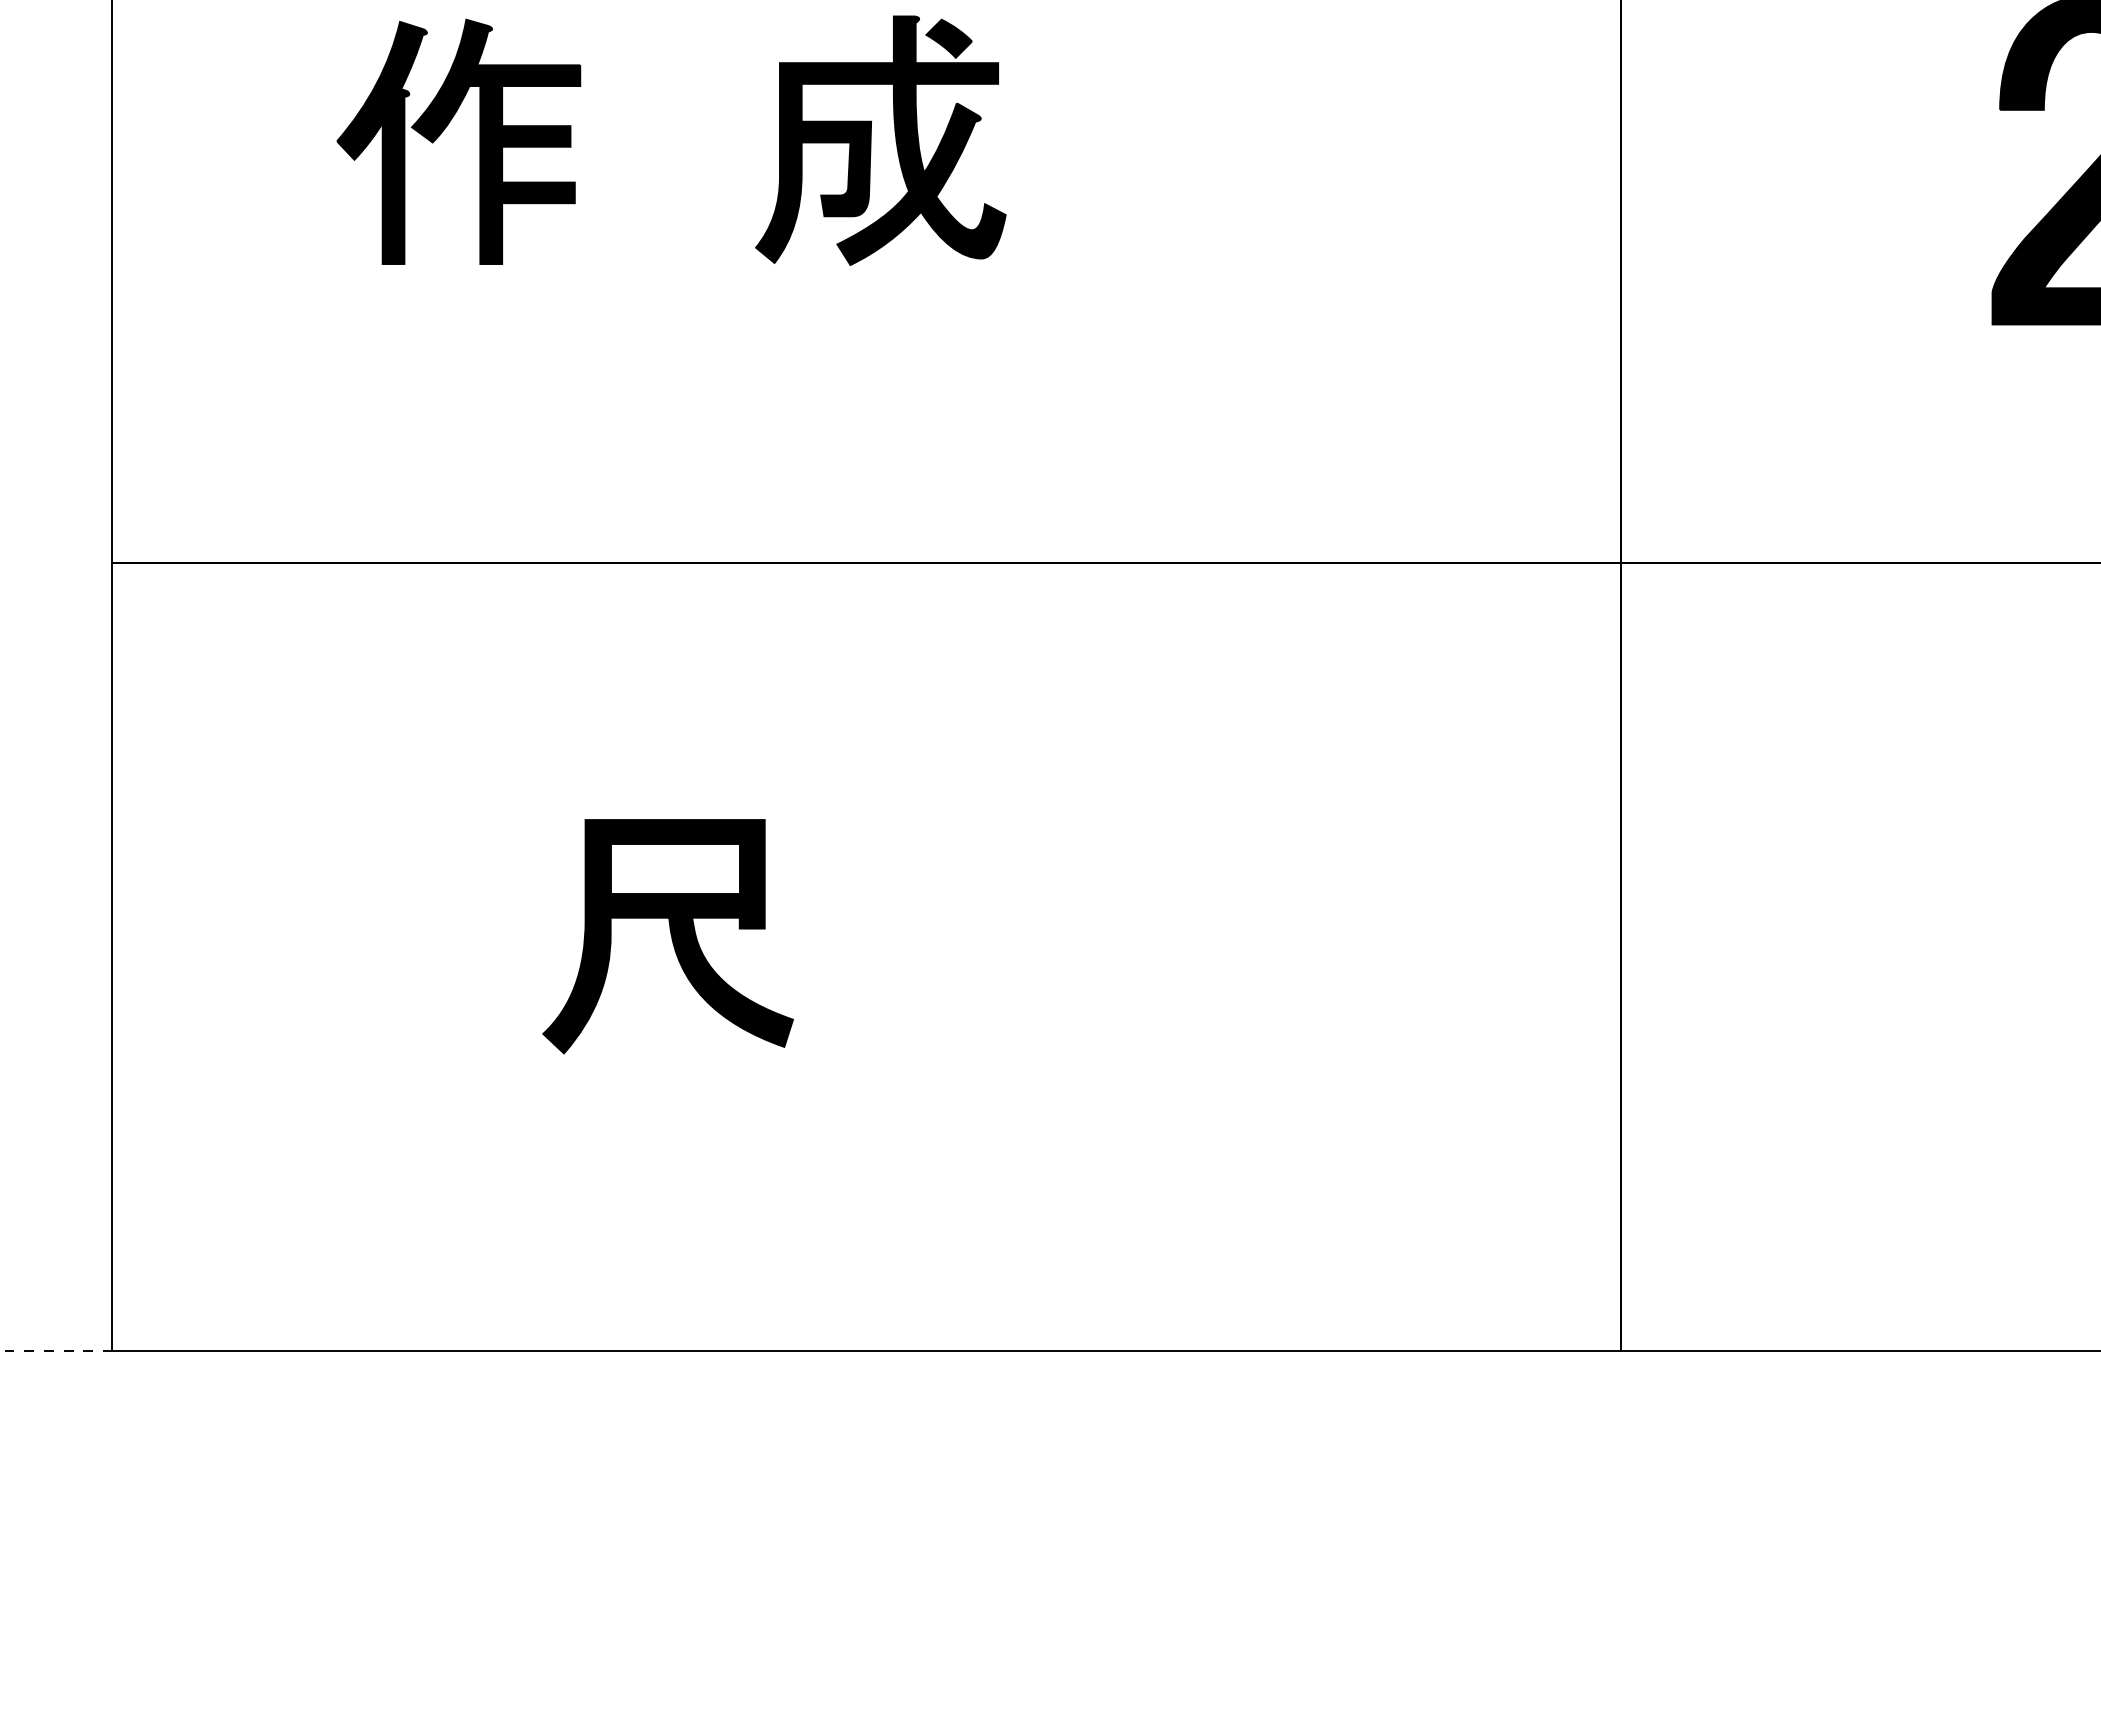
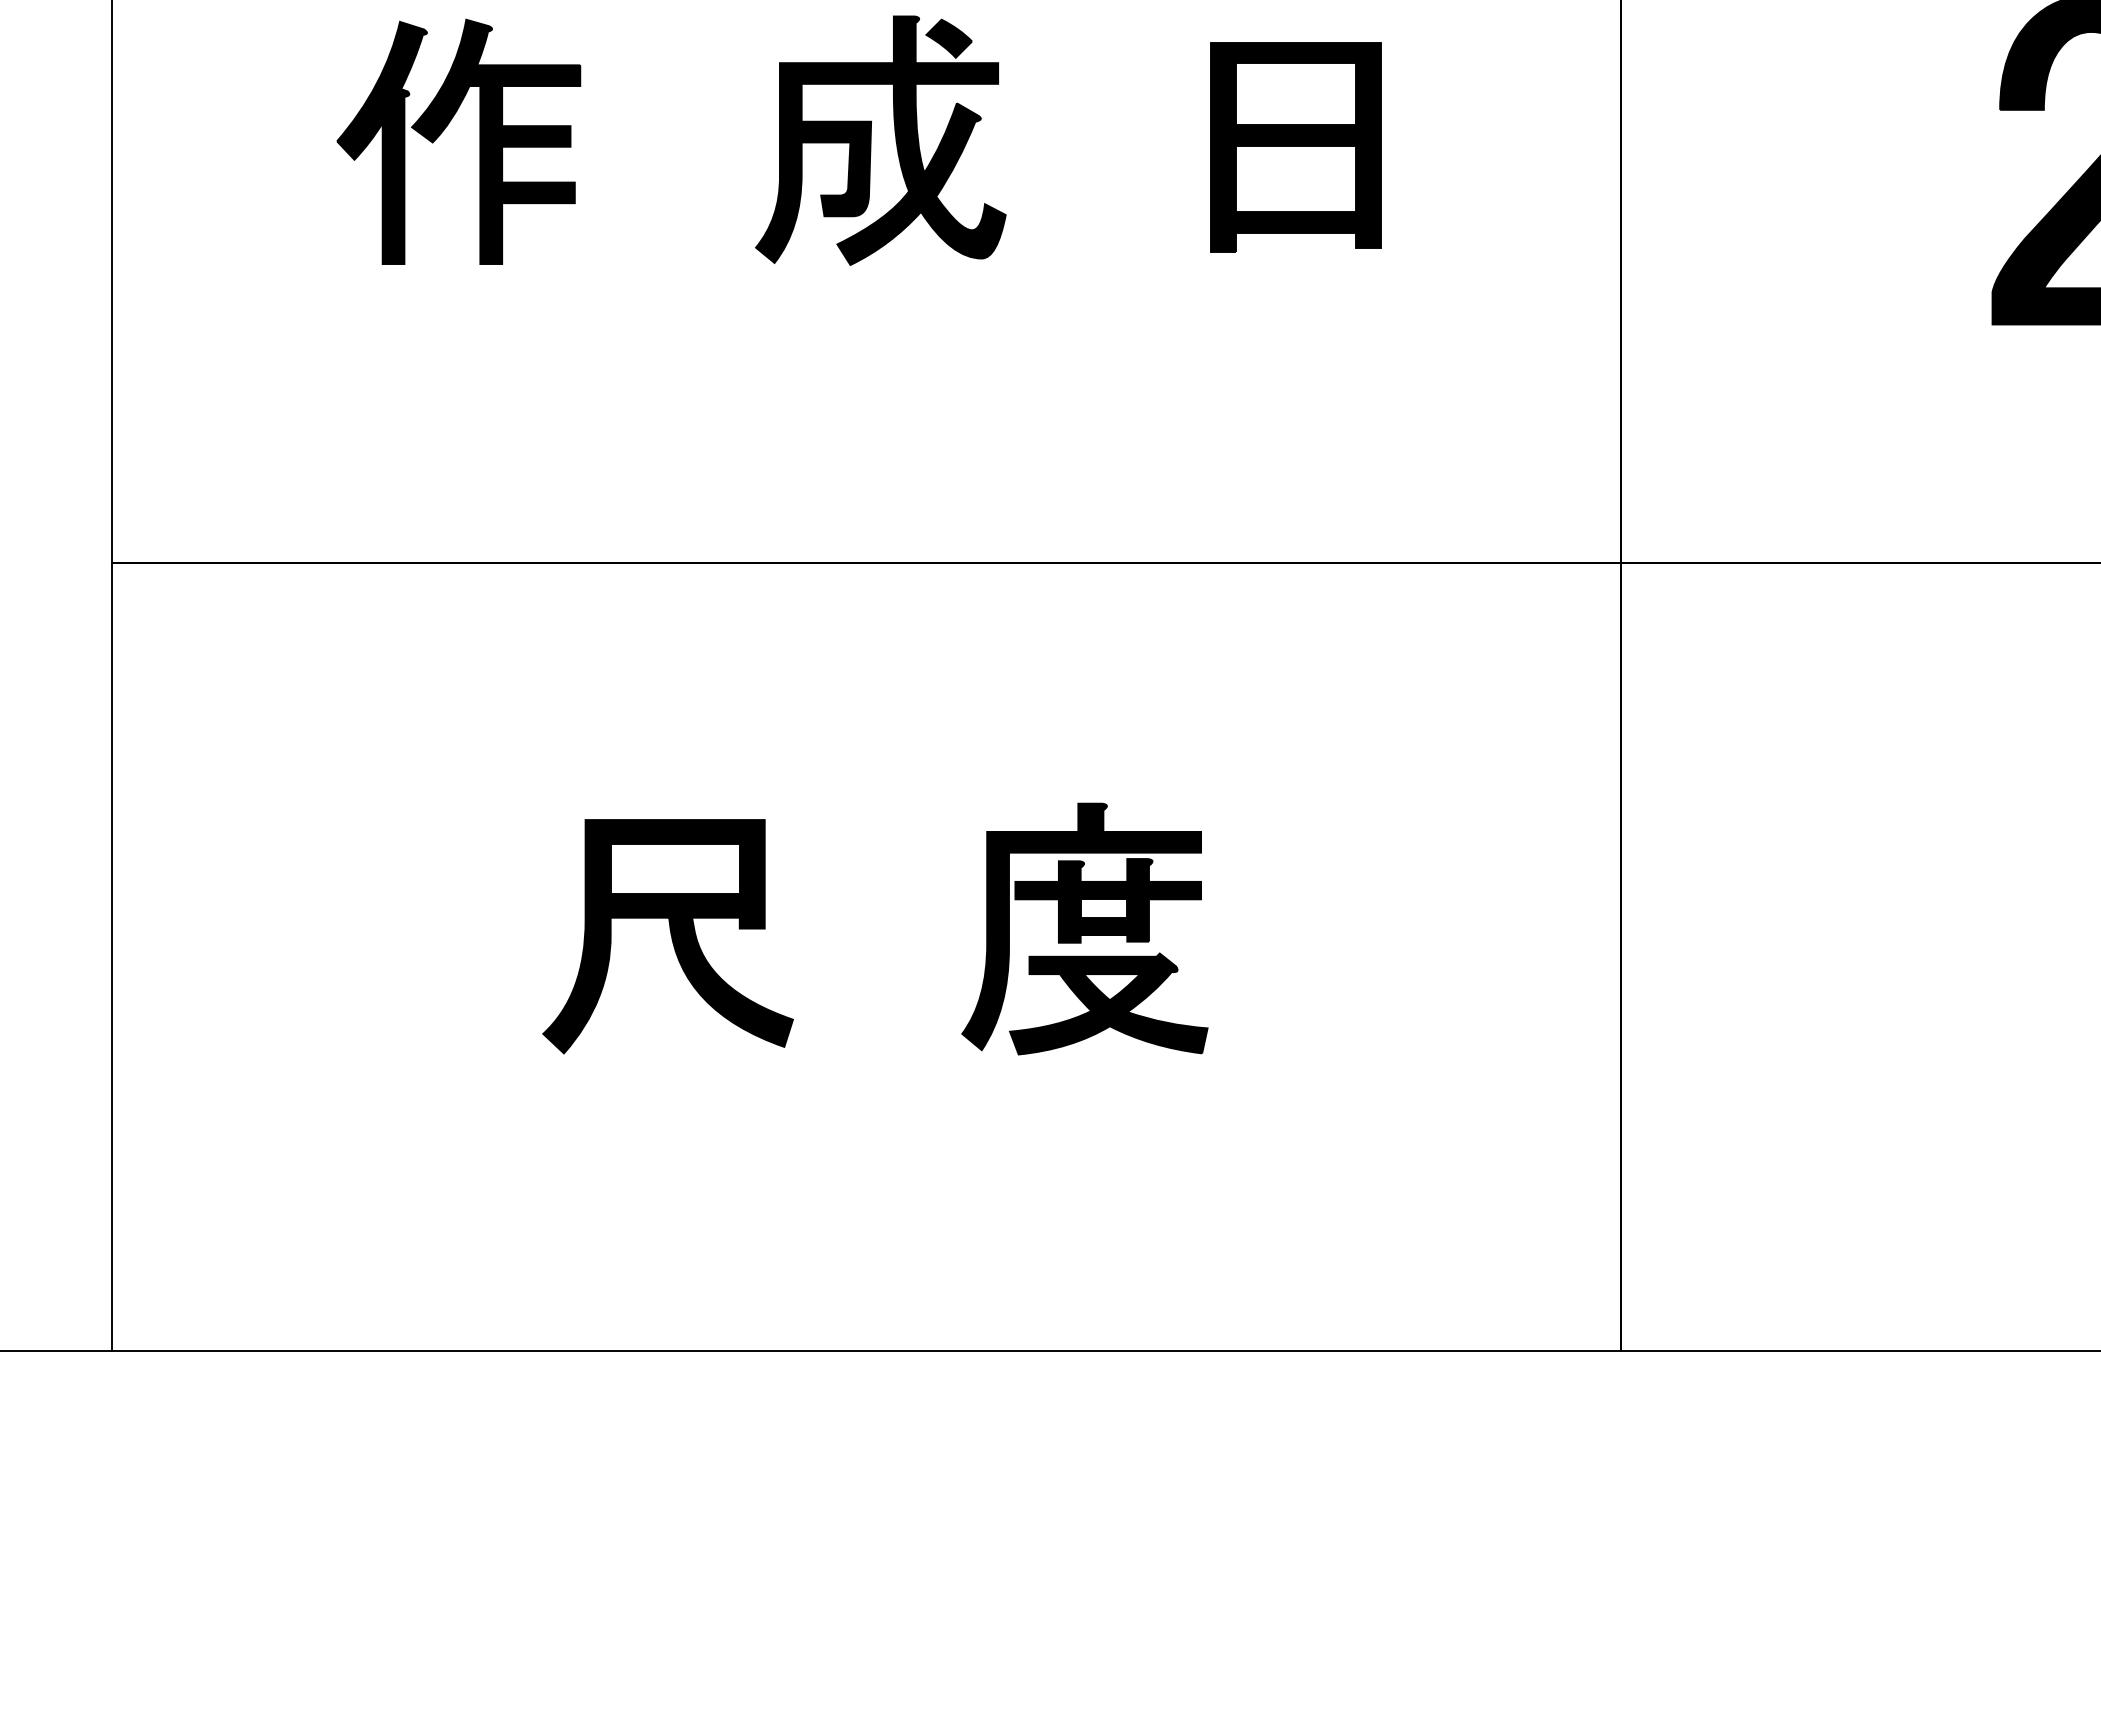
part: none -> present (1295, 147)
part: none -> present (1084, 928)
line: dashed -> solid (56, 1351)
